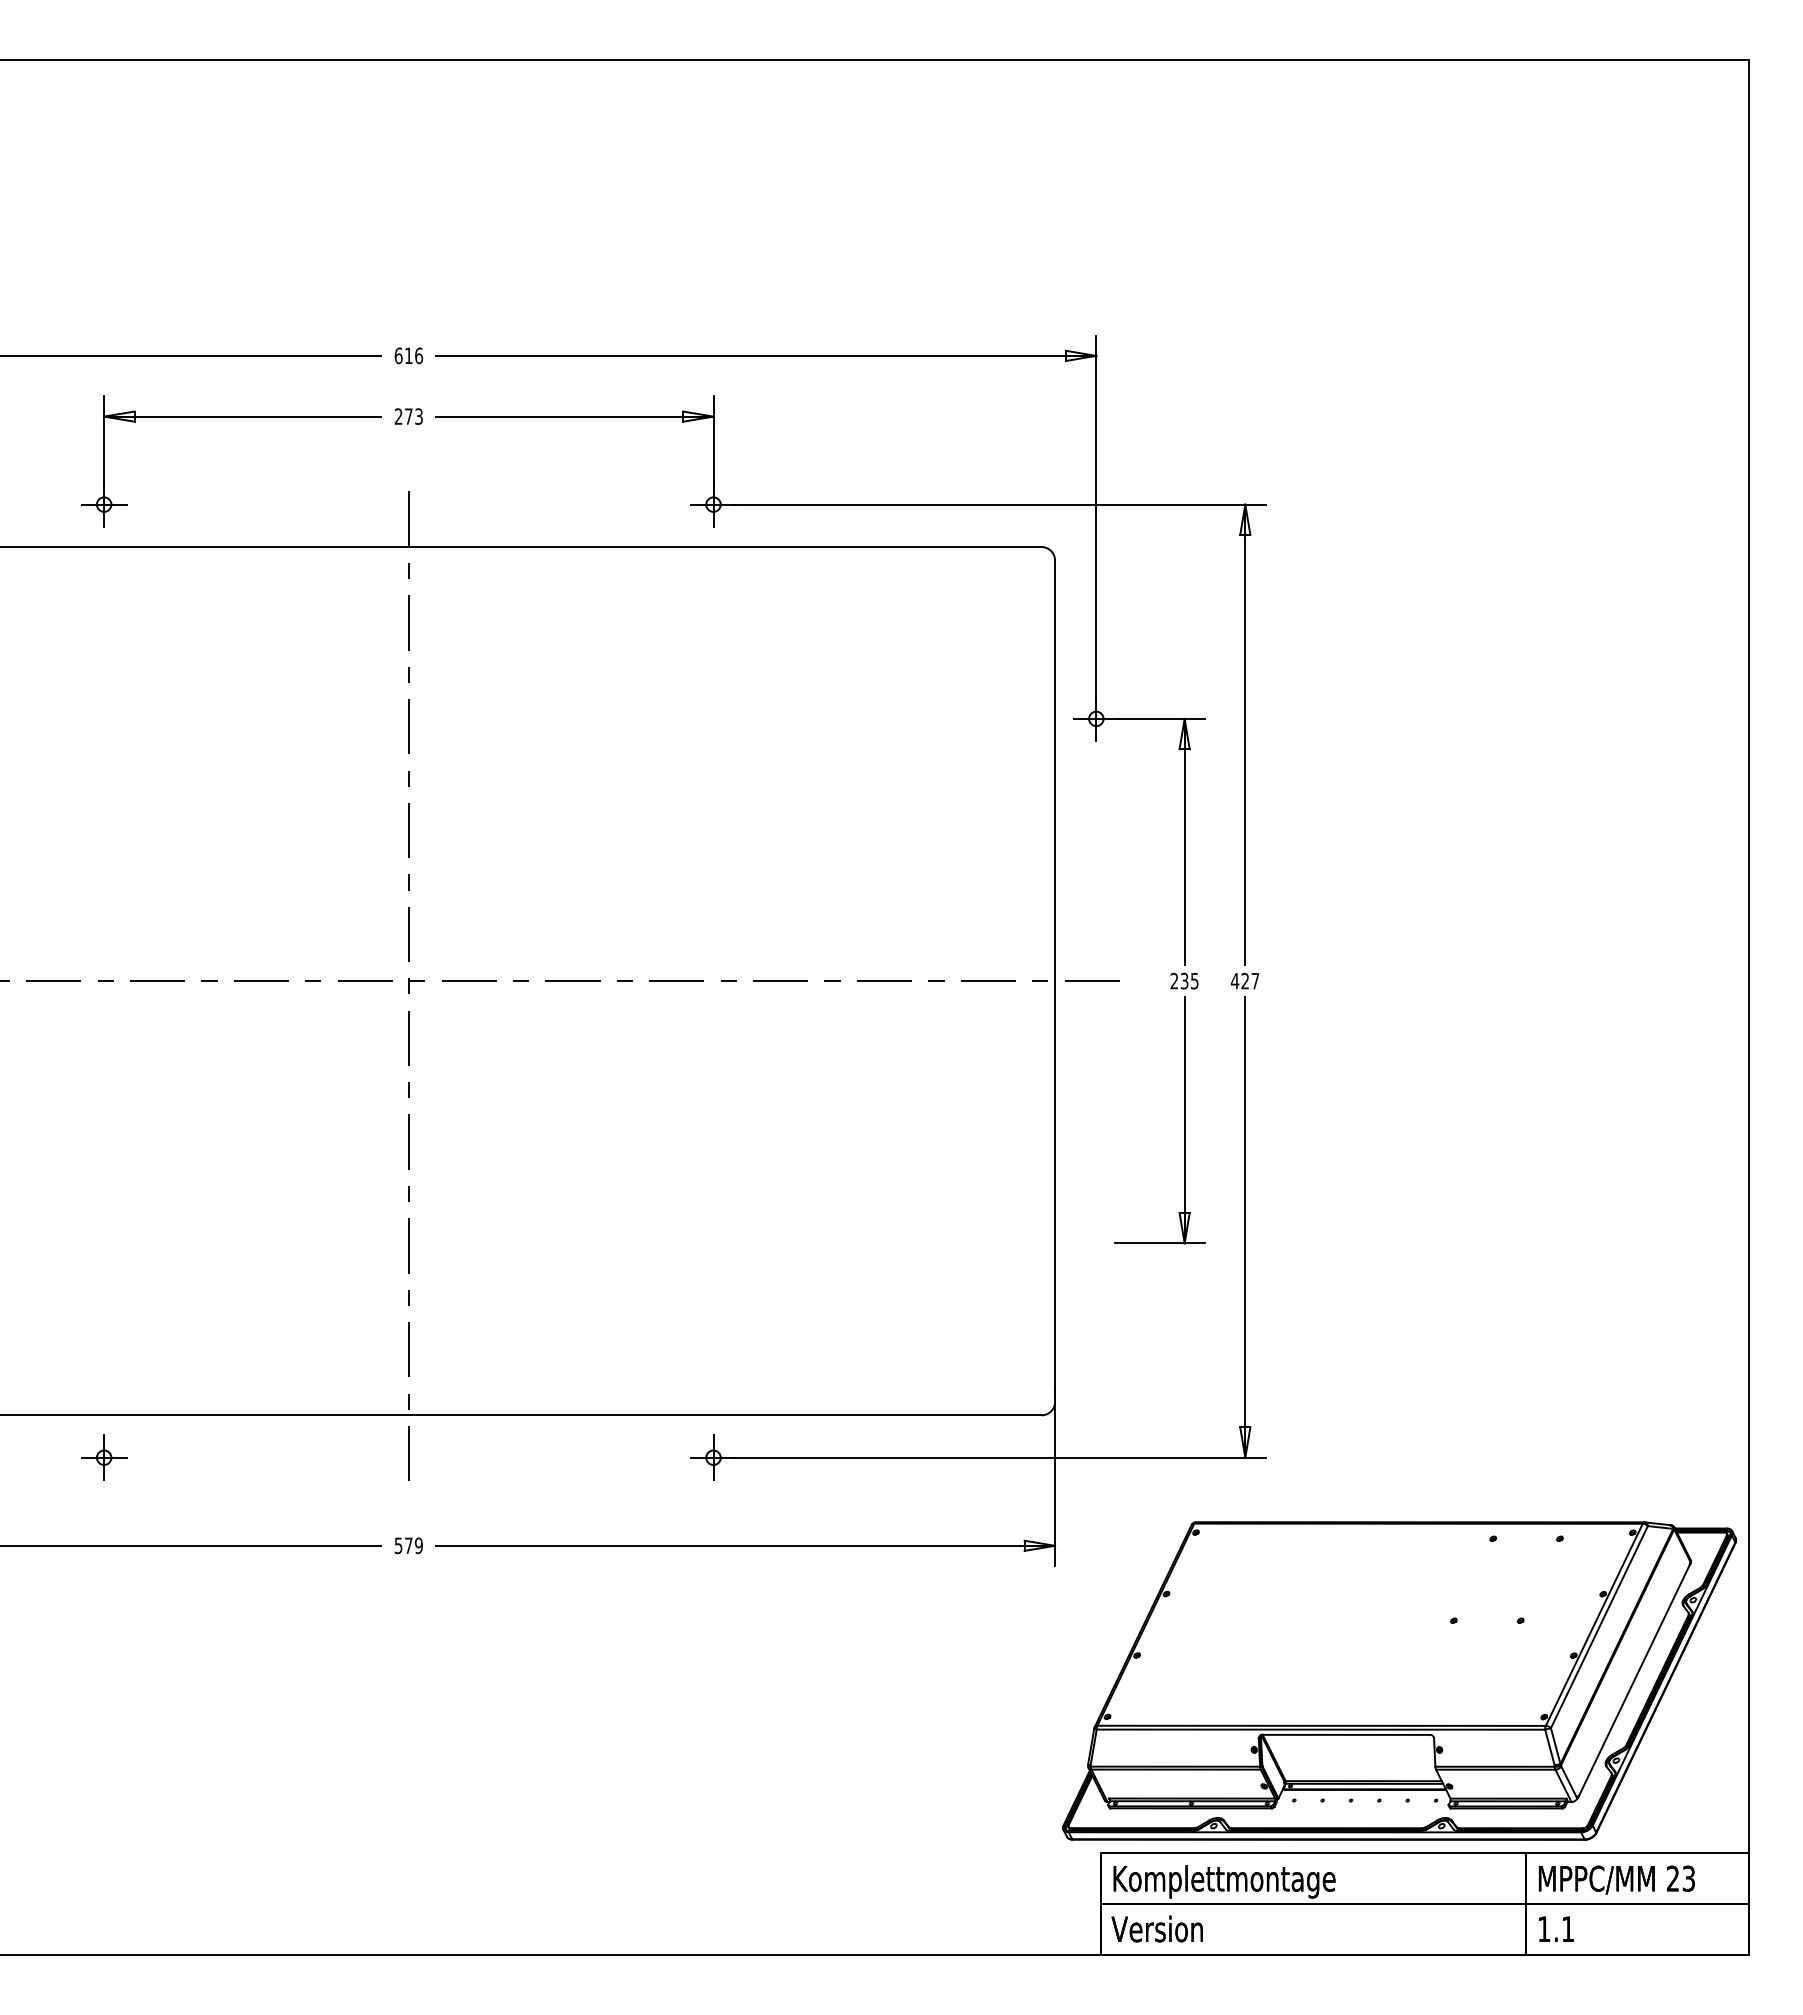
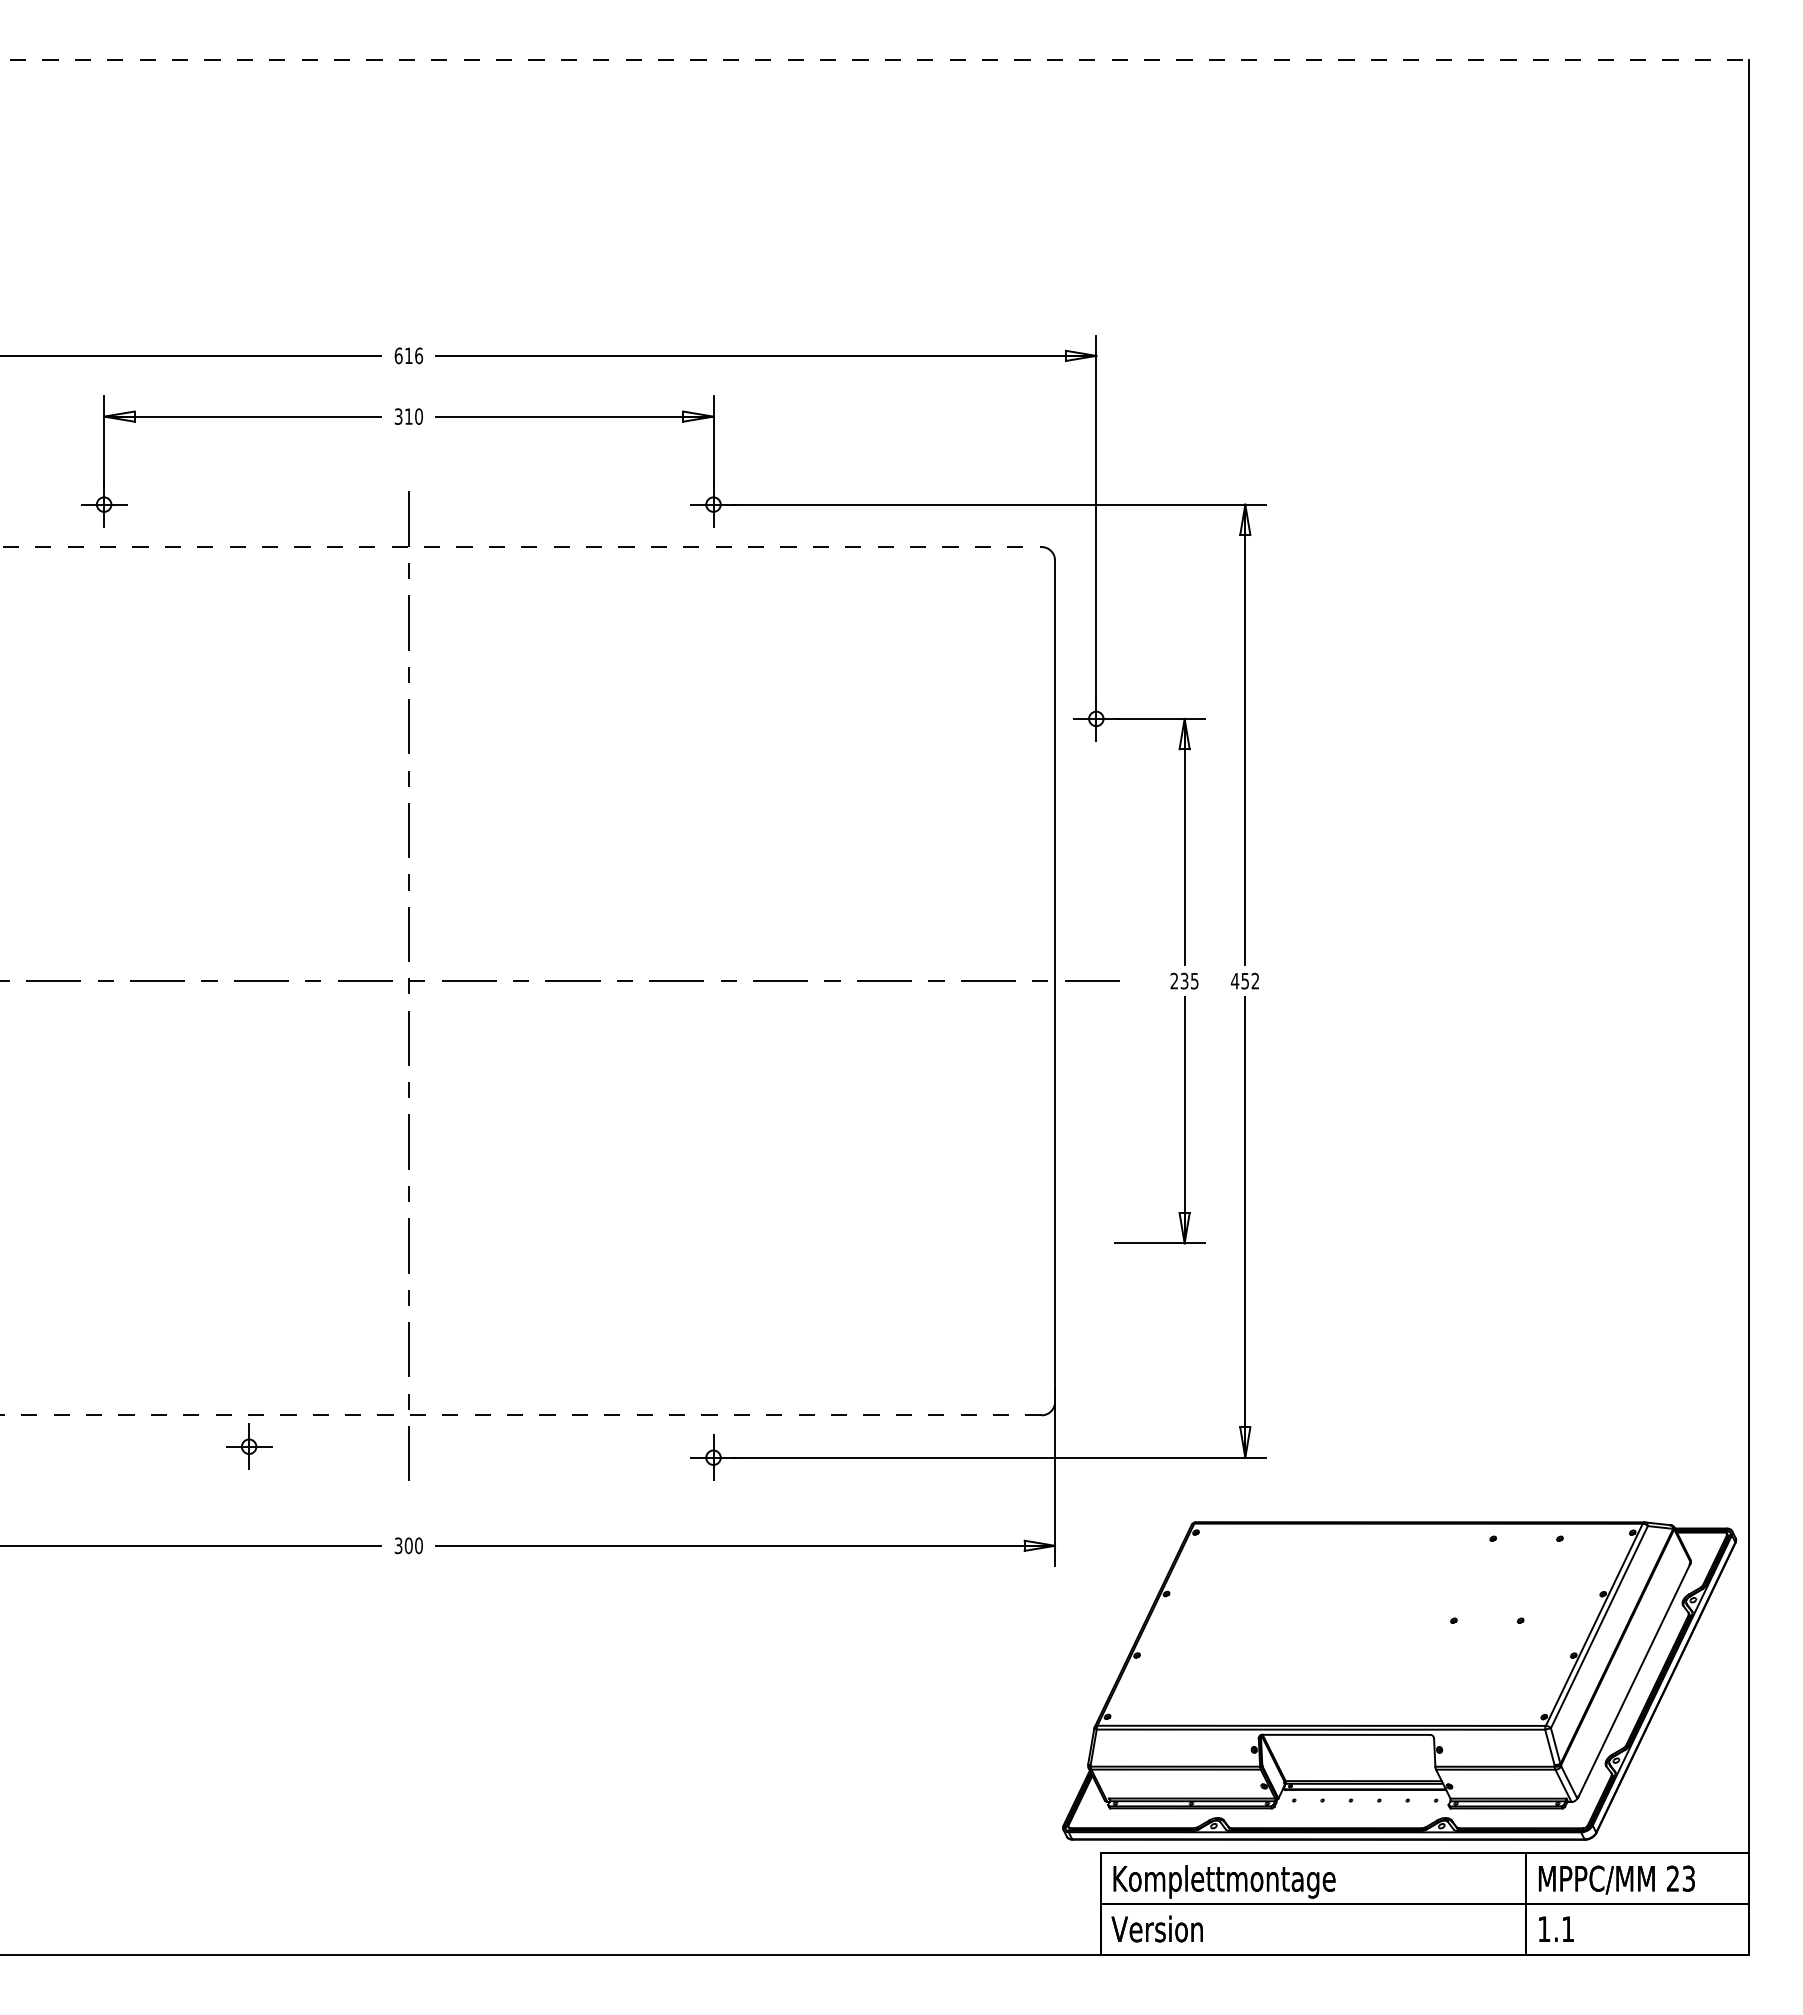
line: solid -> dashed (875, 60)
text: 273 -> 310 (408, 416)
line: solid -> dashed (521, 547)
text: 427 -> 452 (1250, 980)
line: solid -> dashed (520, 1415)
part position: (104, 1457) -> (249, 1446) (249, 1446)
text: 579 -> 300 (408, 1545)
